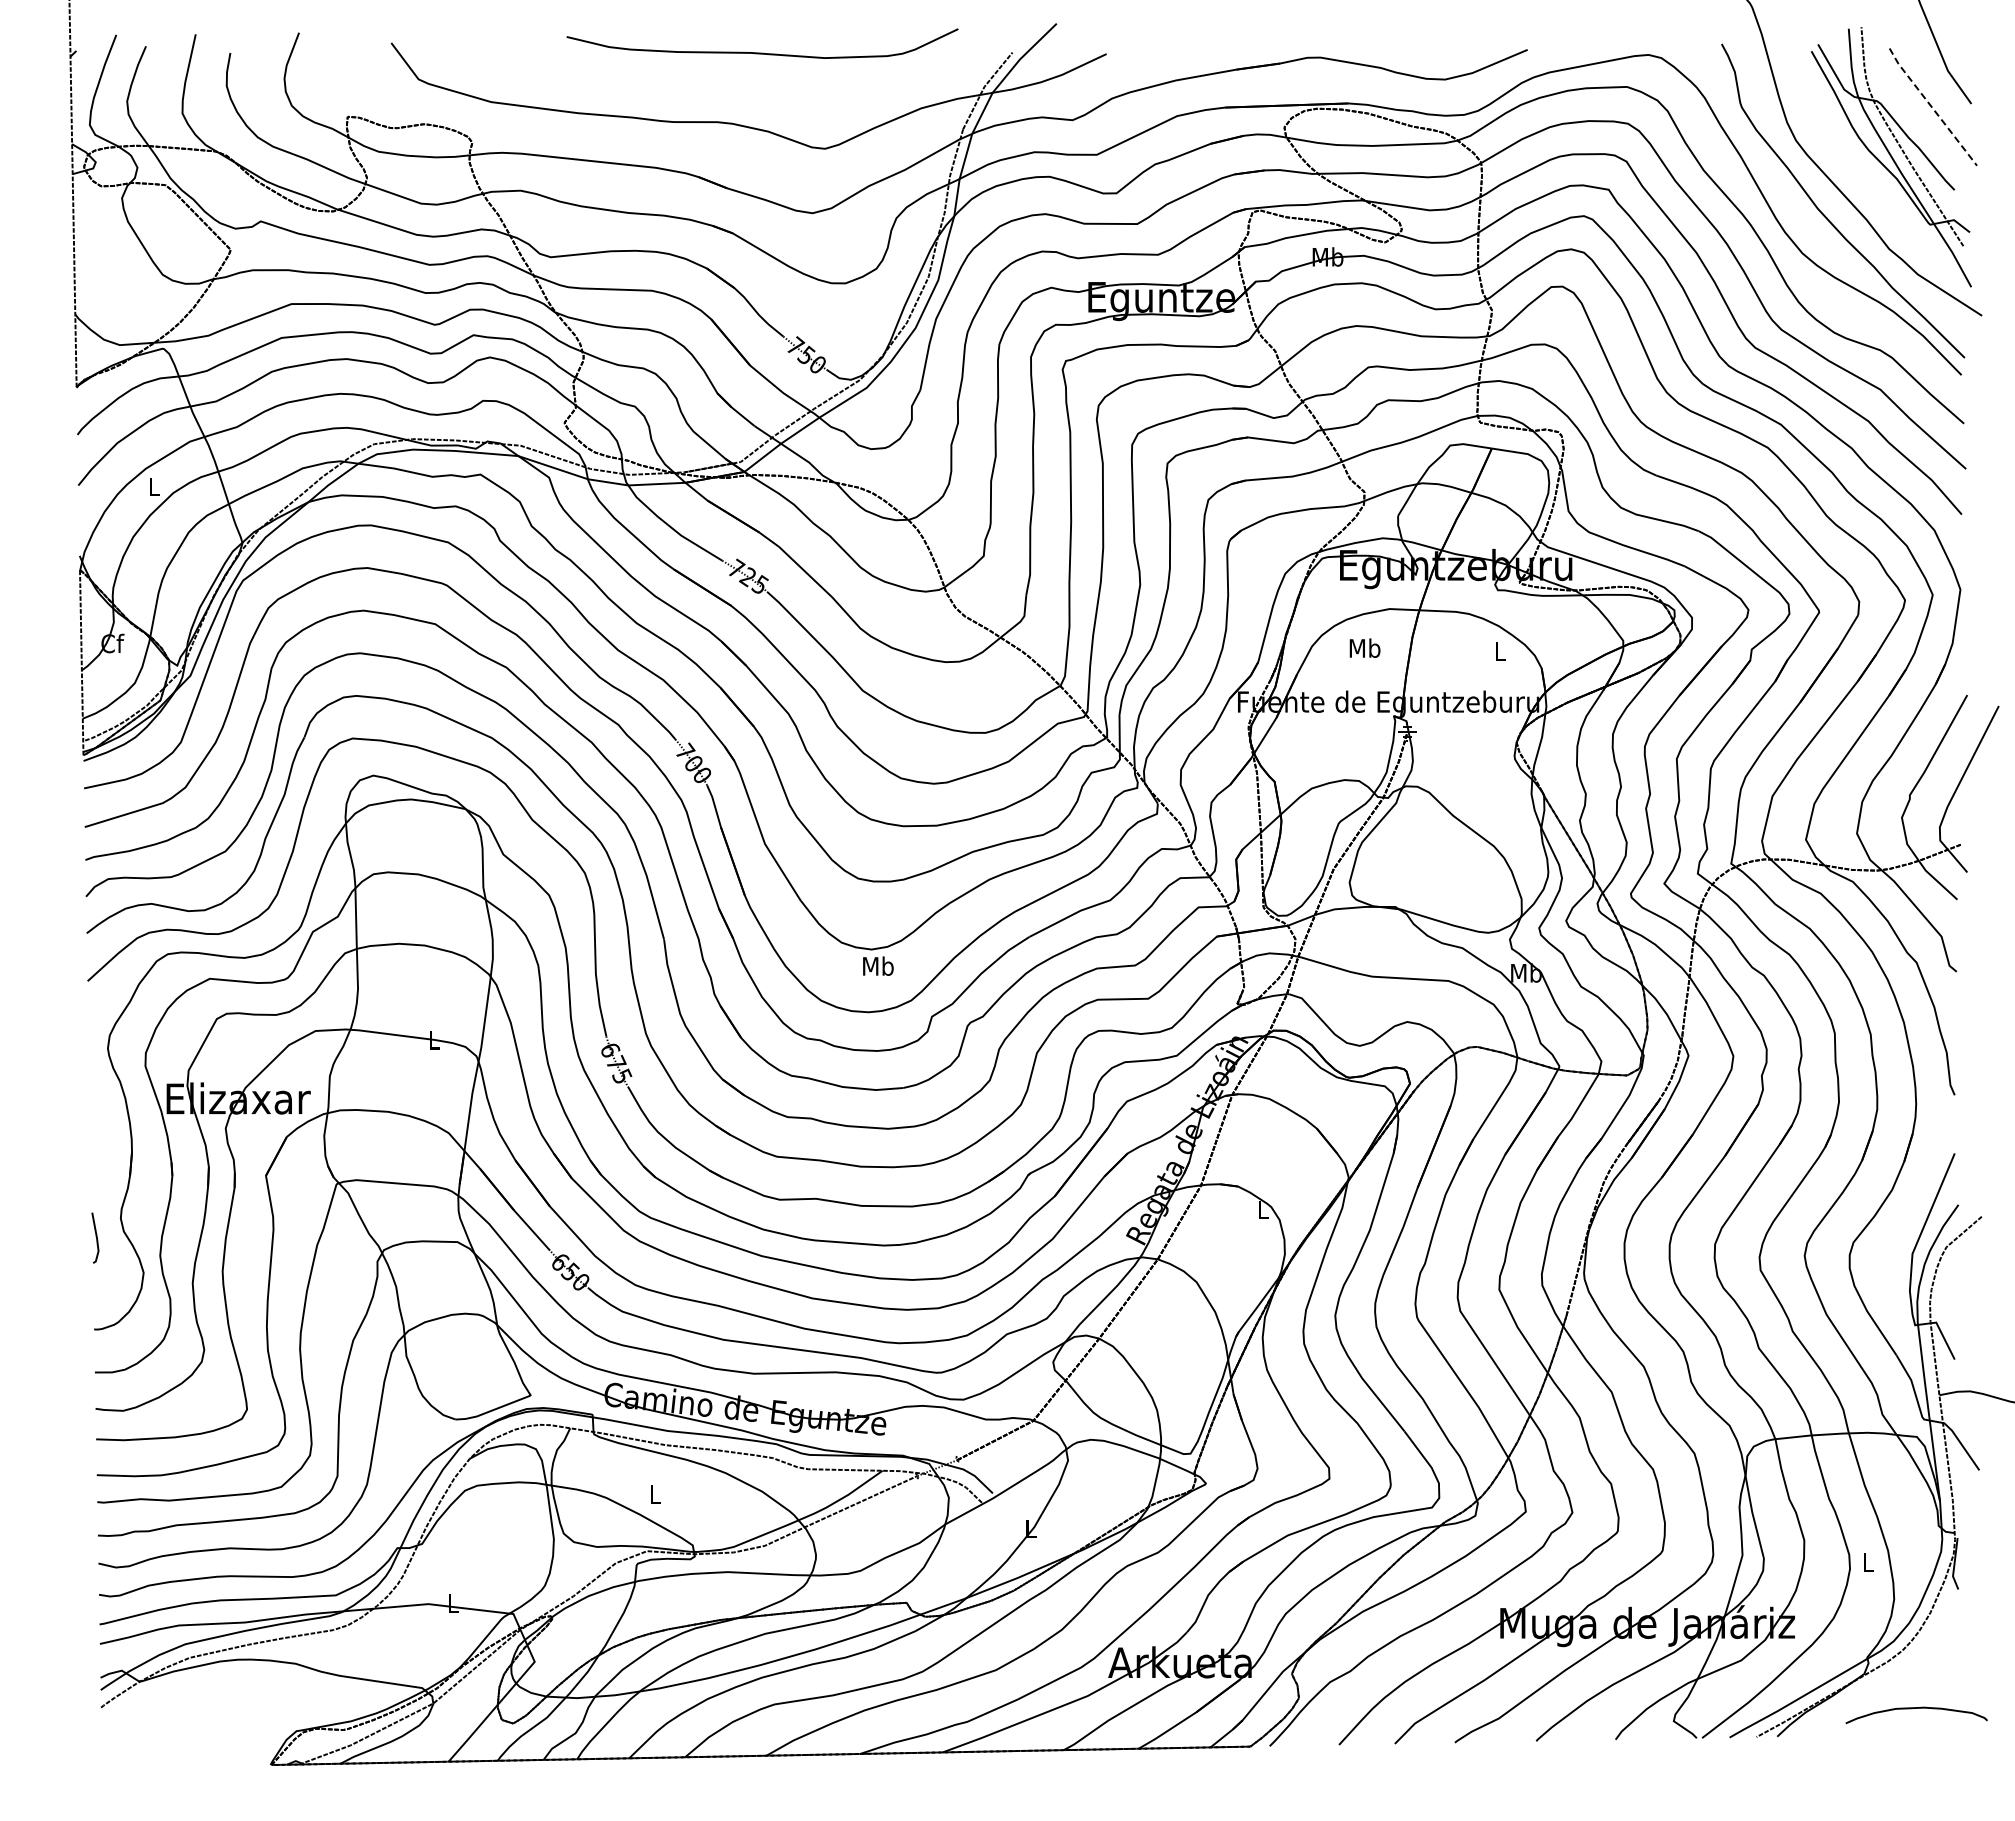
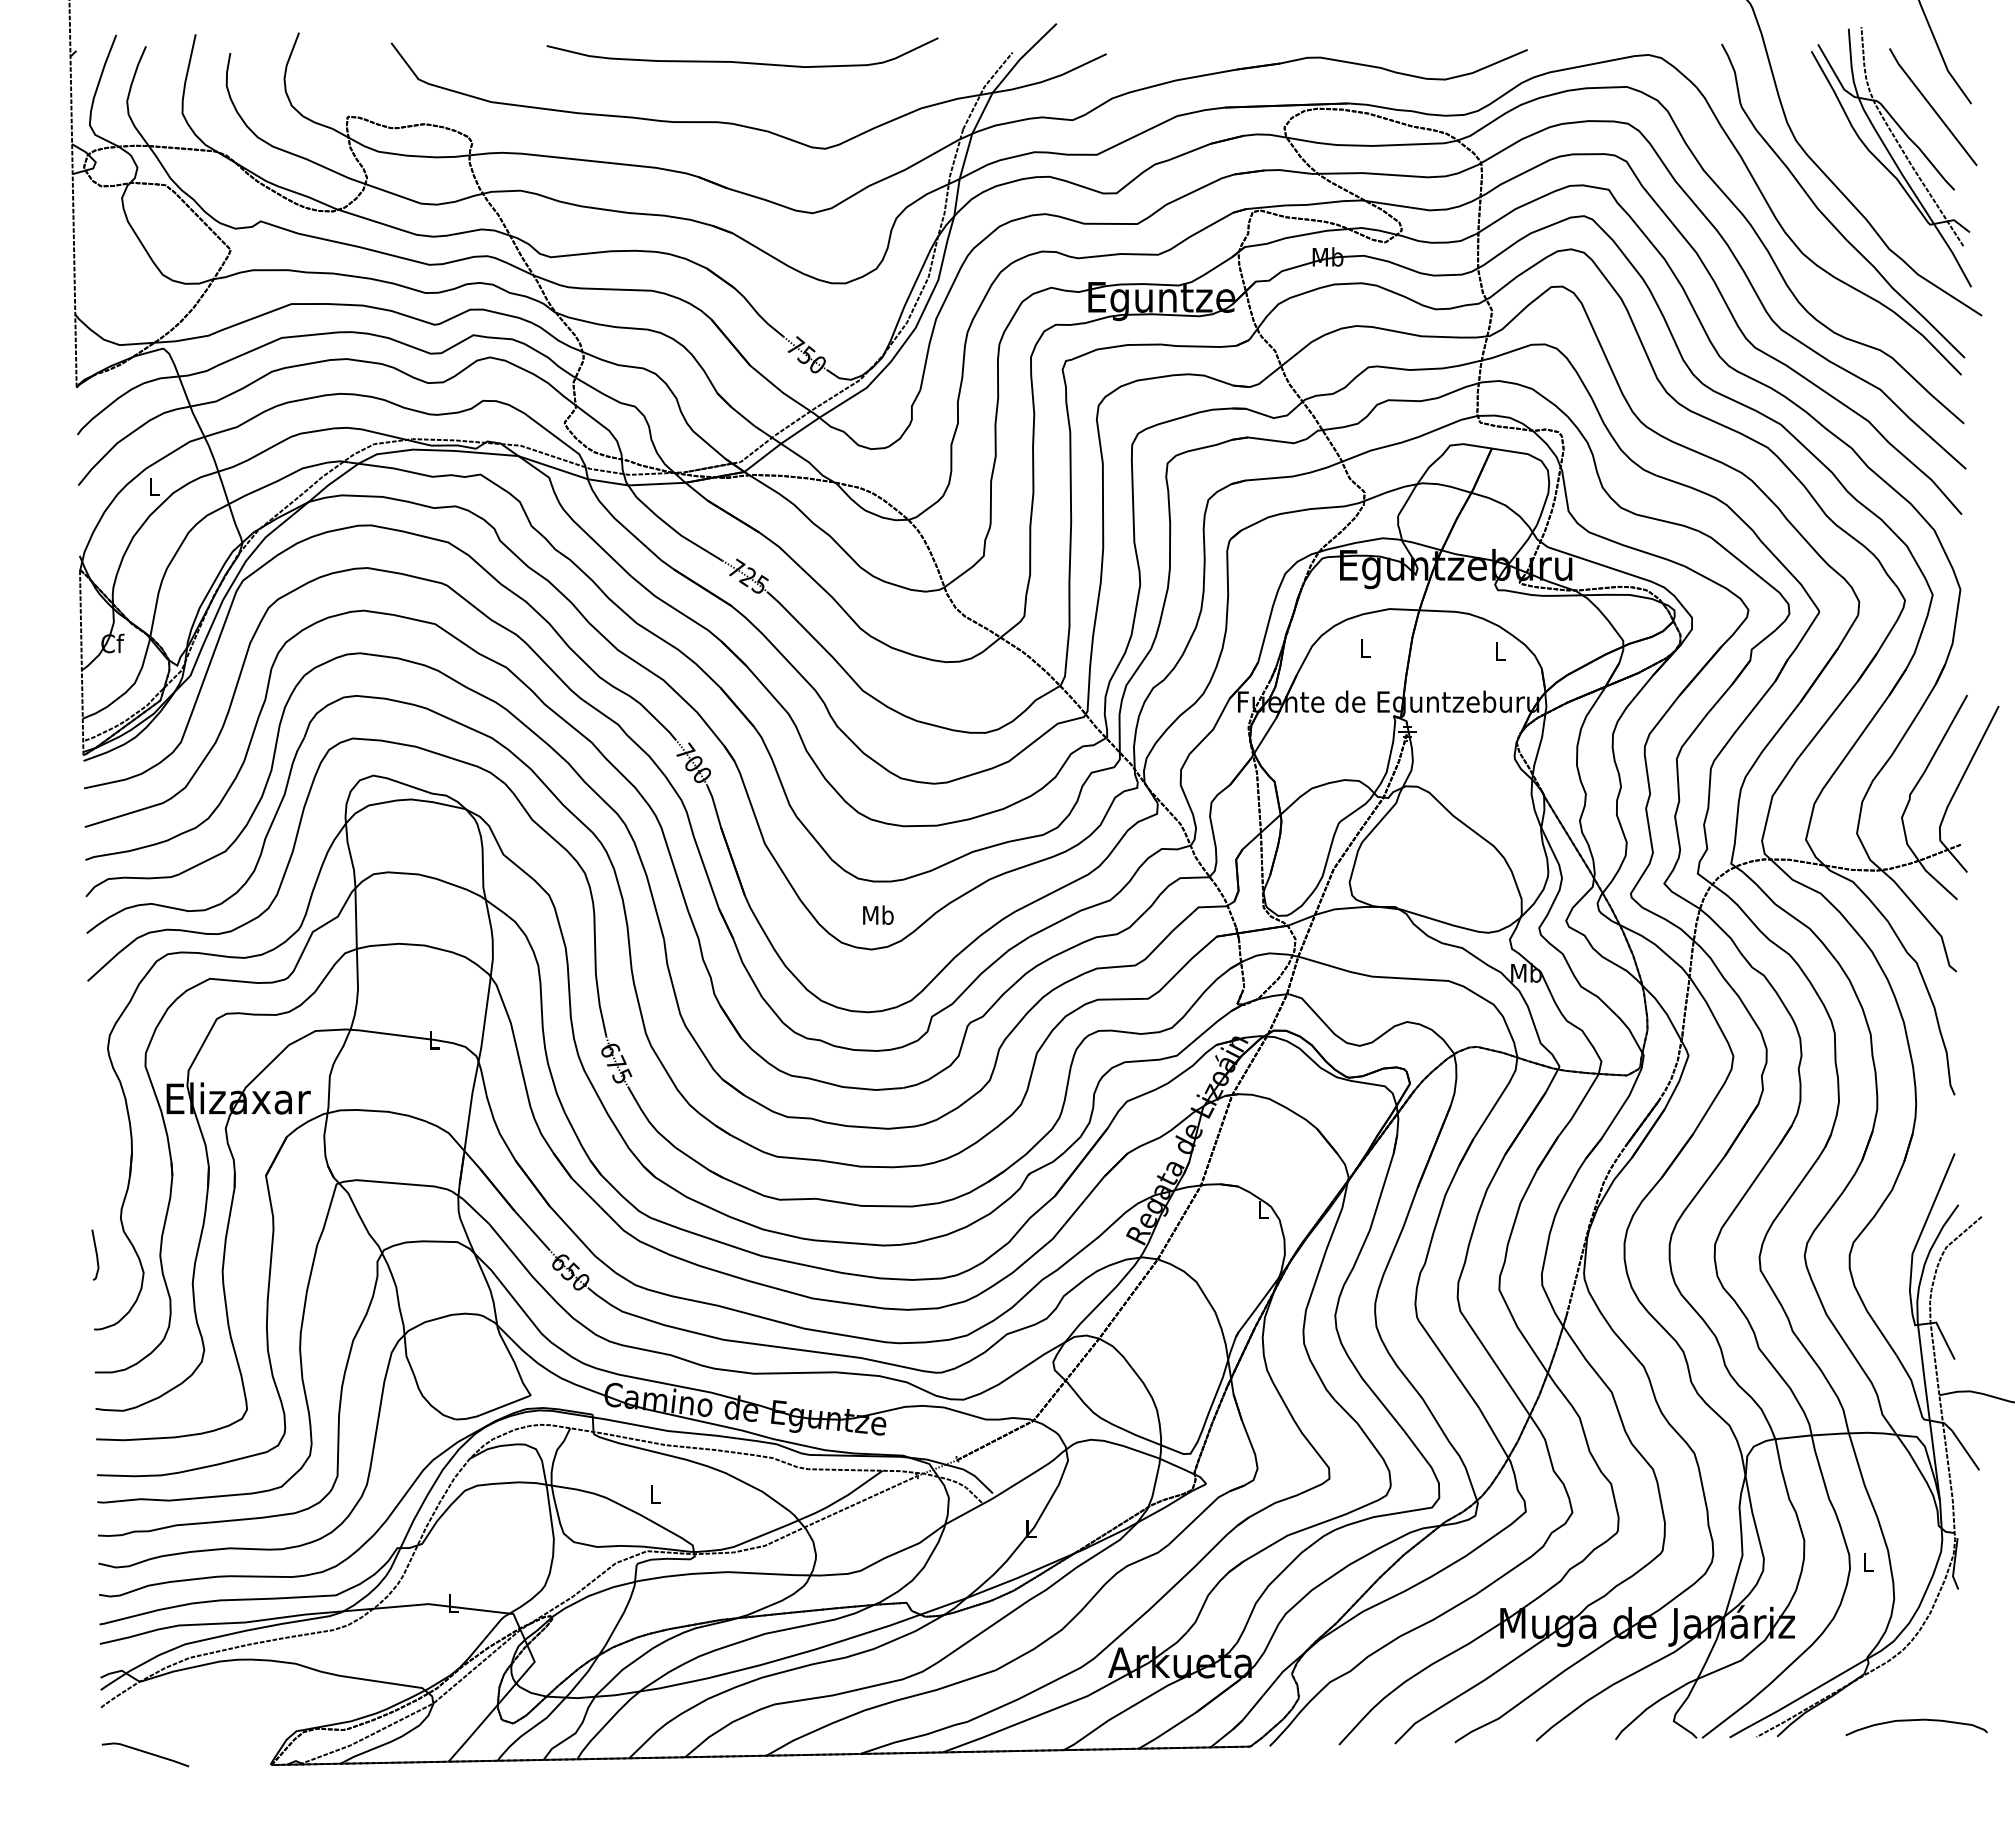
curve position: (762, 52) -> (742, 61) (742, 61)
line: dashed -> solid (1932, 107)
text: Mb -> L (1364, 647)
text position: (878, 965) -> (878, 914) (878, 914)
line position: (95, 1236) -> (95, 1253) (95, 1253)
curve position: (1916, 1708) -> (1916, 1720) (1916, 1720)
line: none -> present (145, 1753)
